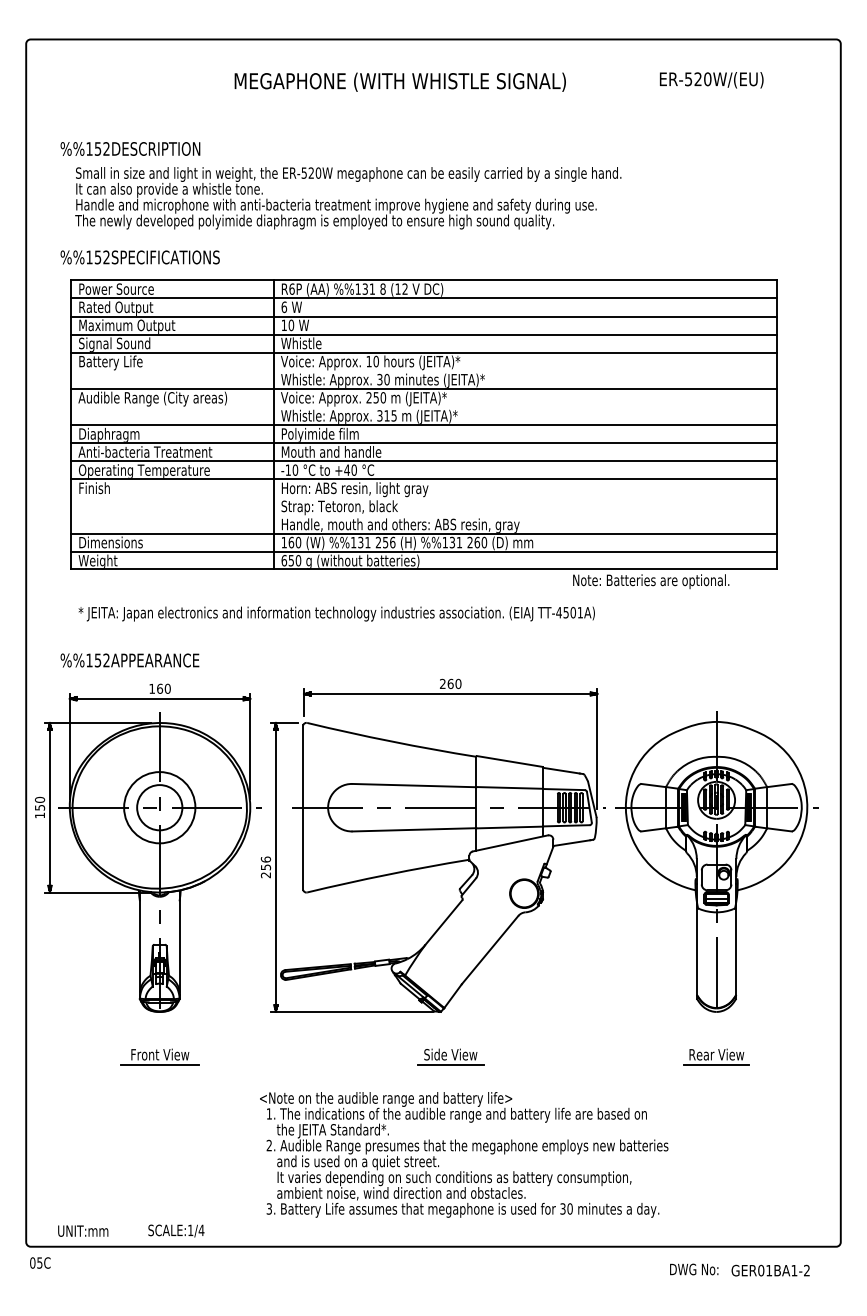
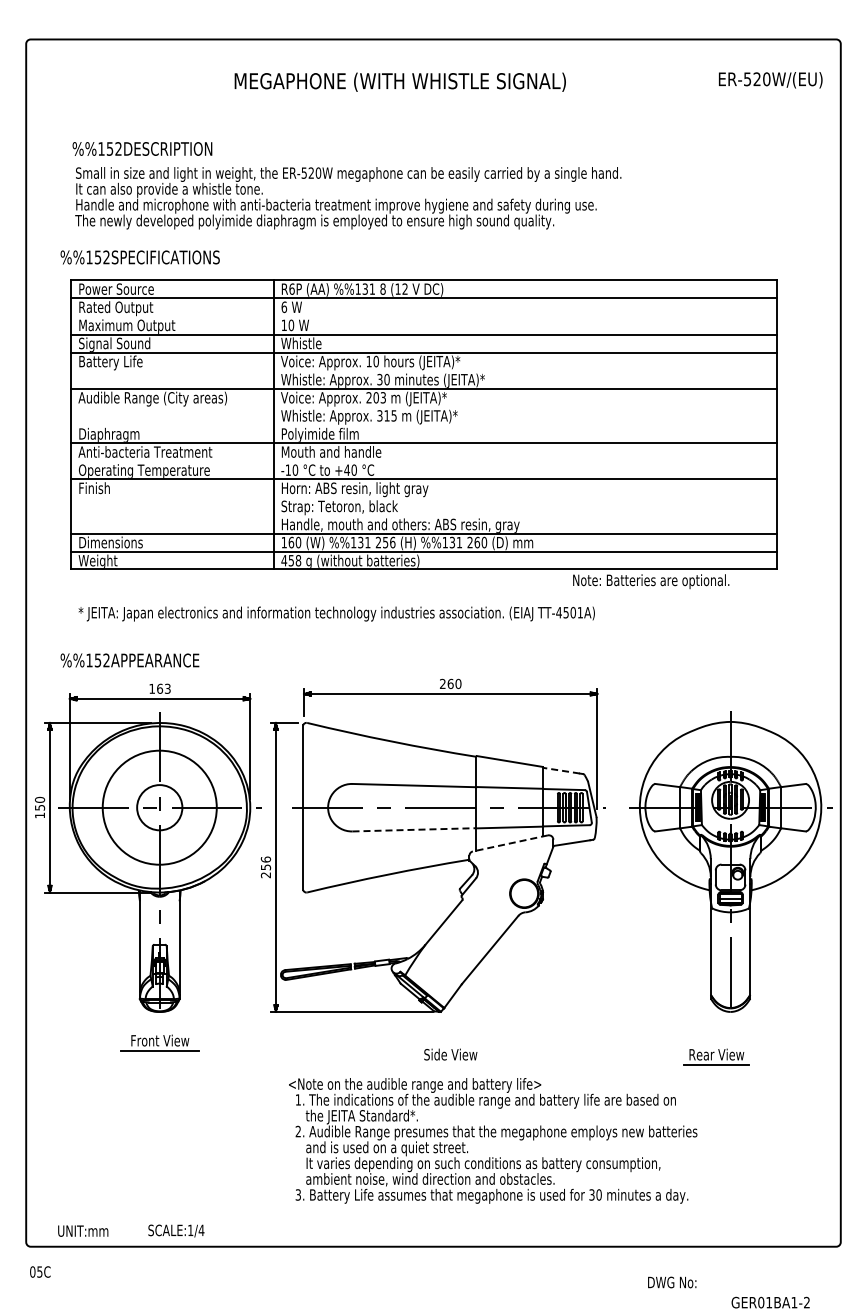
text position: (711, 80) -> (770, 80) (770, 80)
text position: (130, 148) -> (142, 148) (142, 148)
line: present -> none (424, 316)
text: 250 -> 203 (379, 397)
line: present -> none (424, 425)
line: present -> none (424, 461)
text: 650 -> 458 (291, 560)
text: 160 -> 163 (167, 688)
line: solid -> dashed (561, 770)
circle diameter: 71 px -> 114 px (159, 807)
line: solid -> dashed (414, 829)
line: solid -> dashed (509, 843)
part position: (716, 861) -> (730, 861) (730, 861)
part position: (159, 1056) -> (159, 1042) (159, 1042)
line: present -> none (450, 1064)
text position: (464, 1154) -> (493, 1140) (493, 1140)
text position: (40, 1262) -> (40, 1271) (40, 1271)
text position: (694, 1269) -> (672, 1282) (672, 1282)
text position: (770, 1270) -> (770, 1302) (770, 1302)
